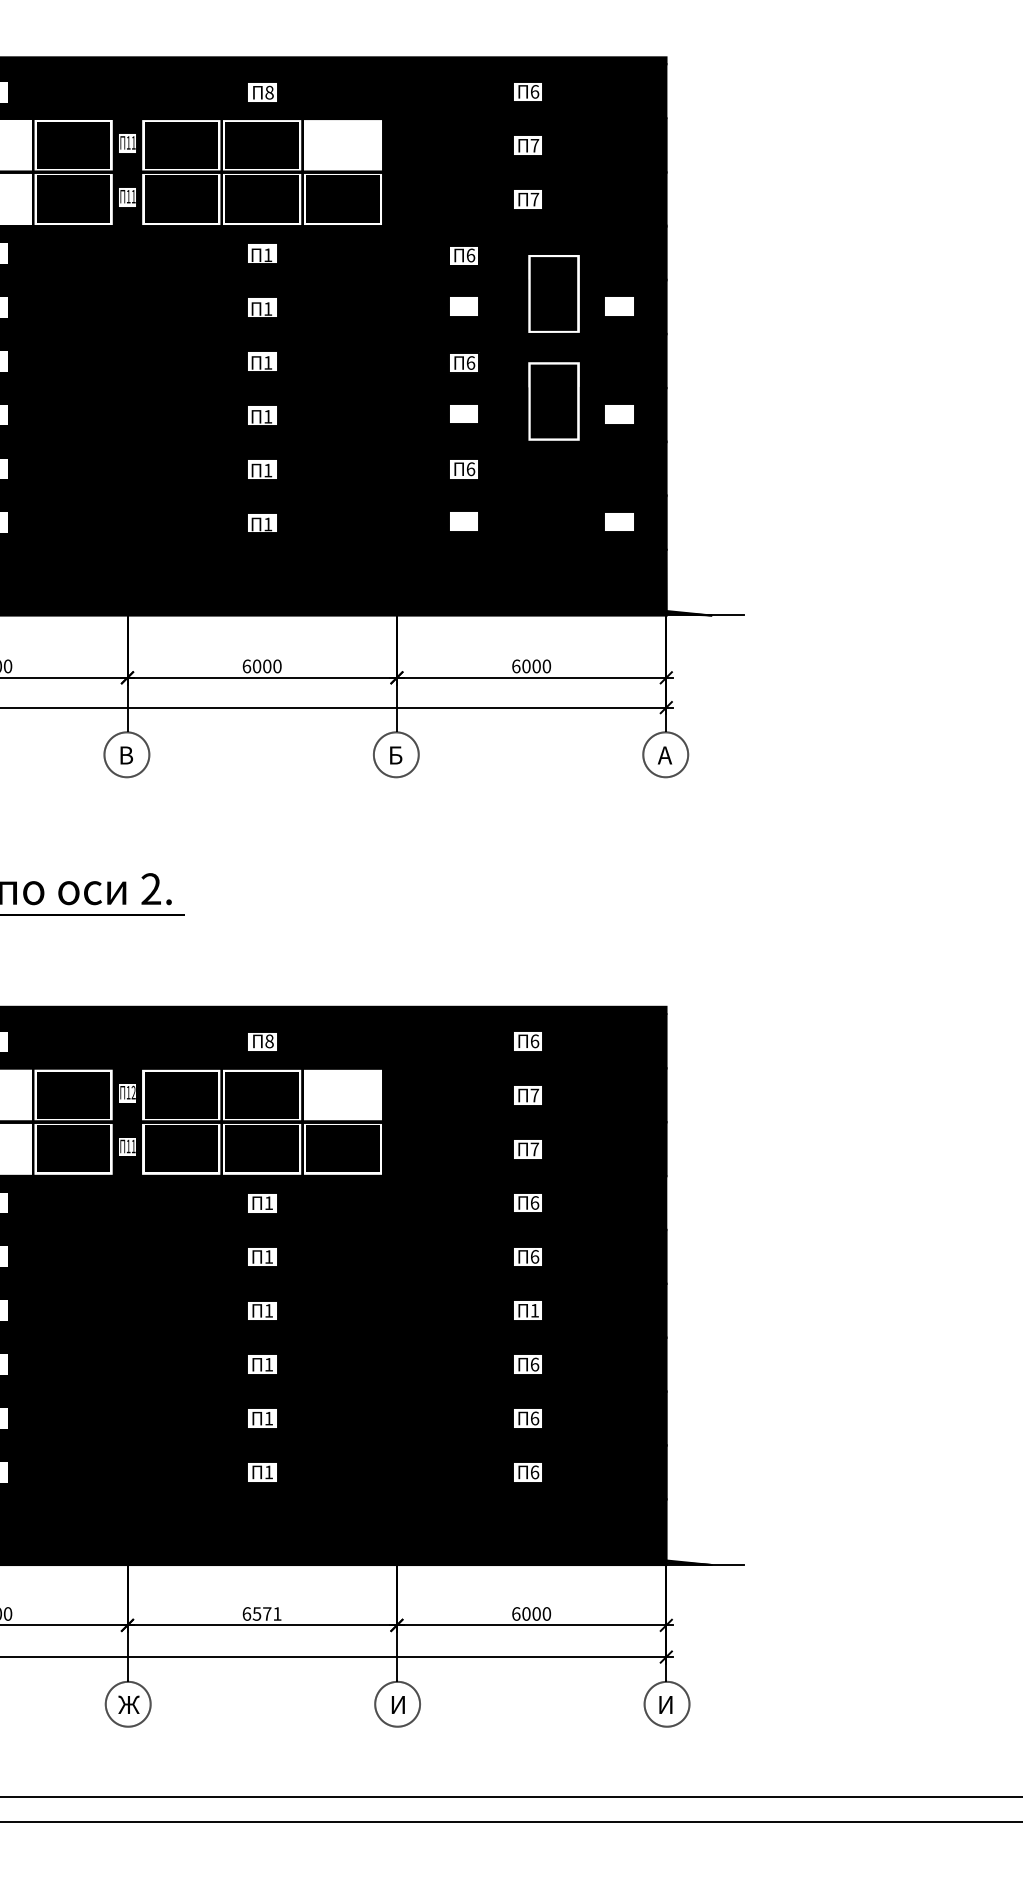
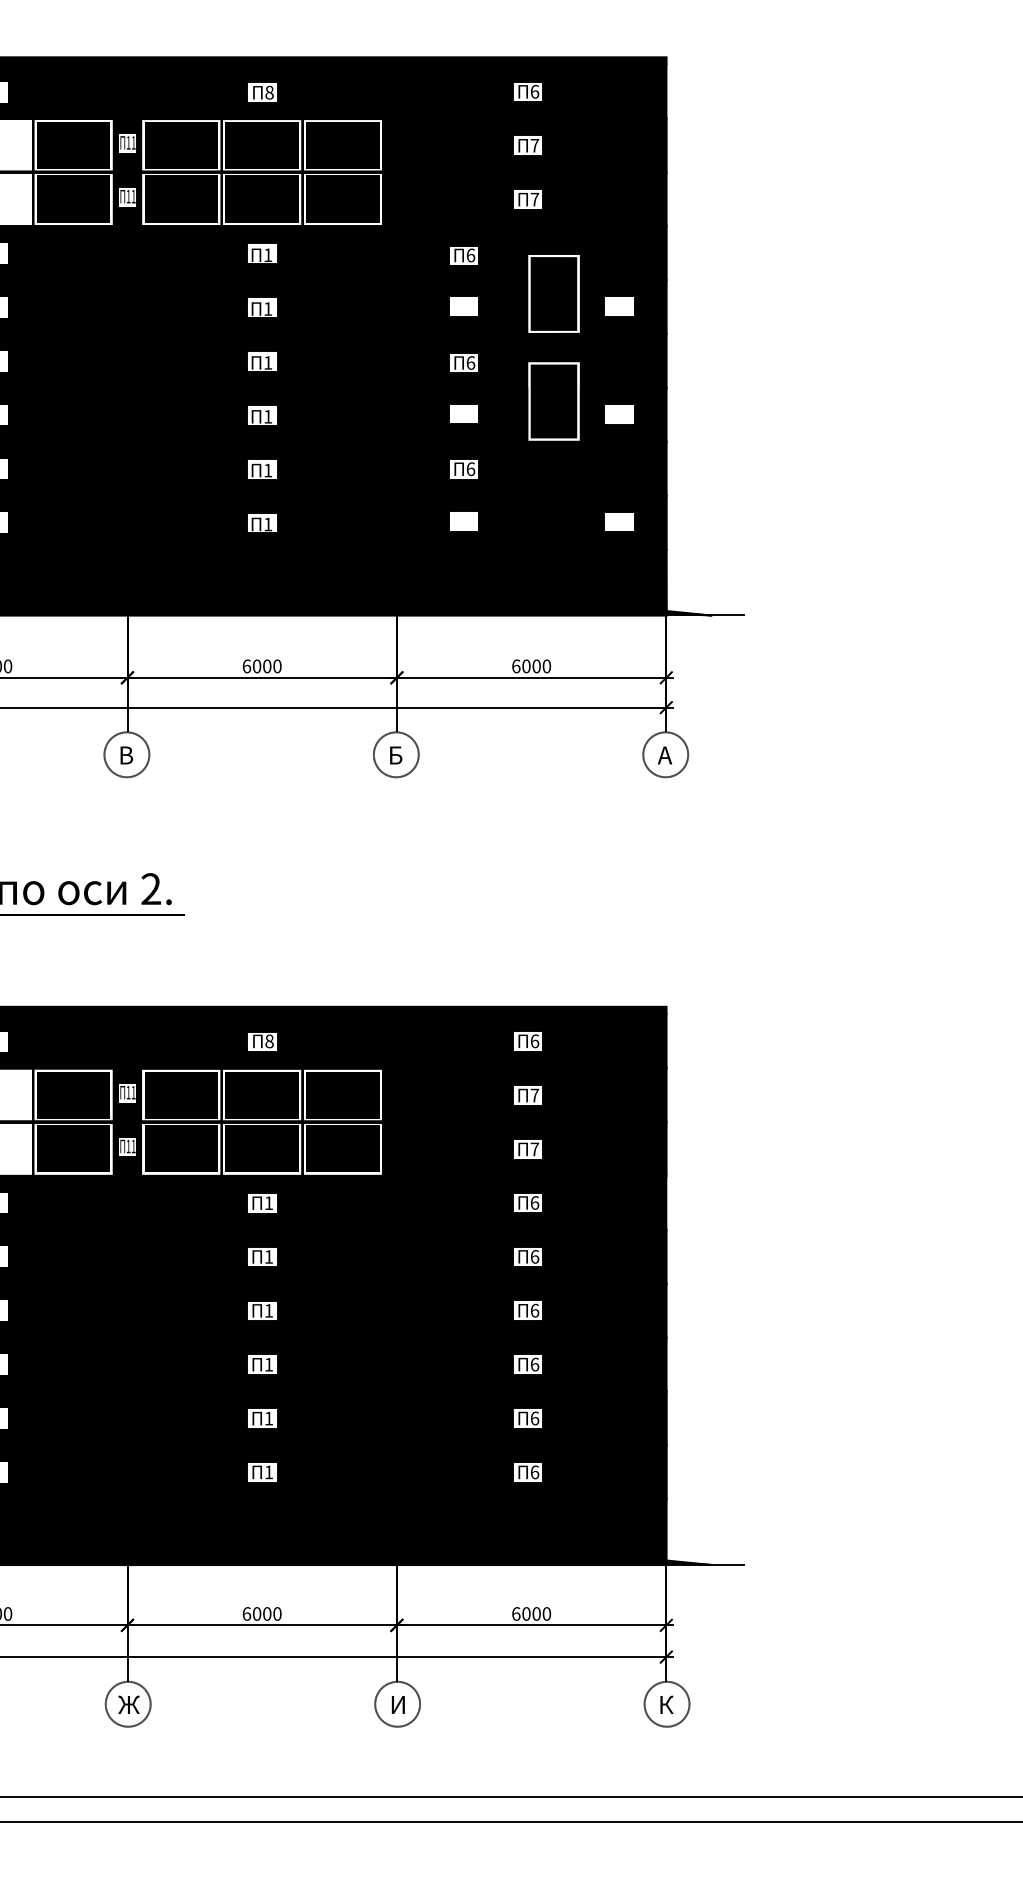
fill: none -> present (342, 145)
text: 12 -> 11 (133, 1092)
fill: none -> present (342, 1094)
text: 1 -> 6 (535, 1310)
text: 6571 -> 6000 (266, 1613)
text: И -> К (666, 1704)
